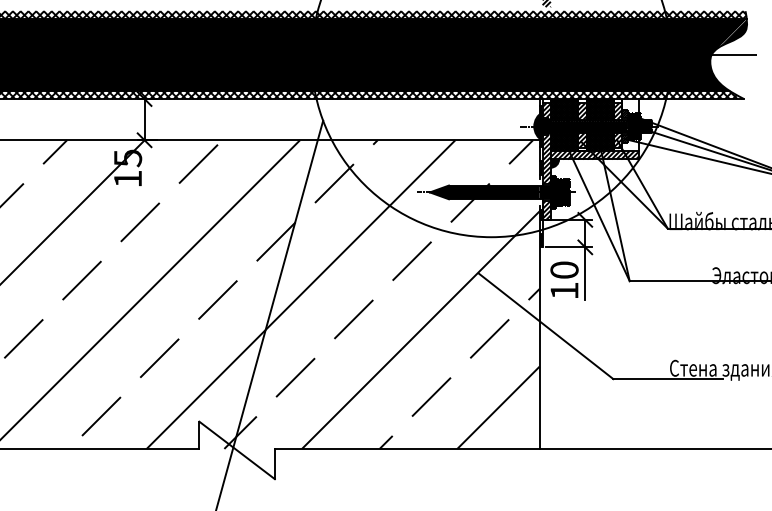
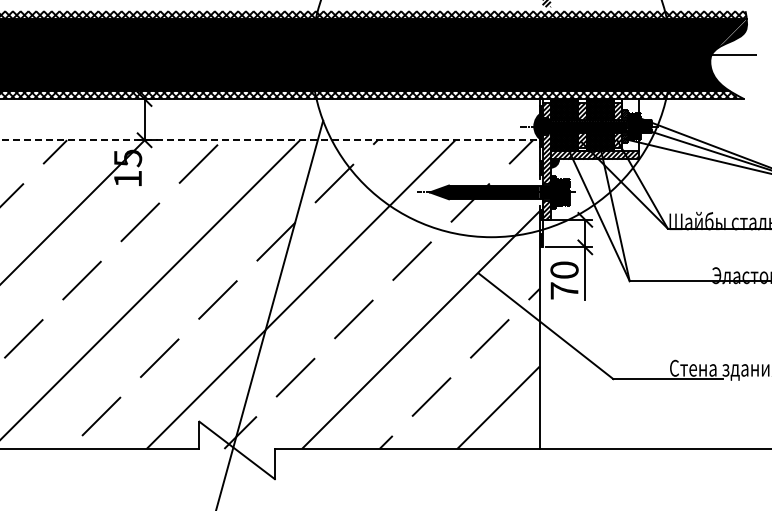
line: solid -> dashed (269, 140)
text: 10 -> 70 (564, 290)
